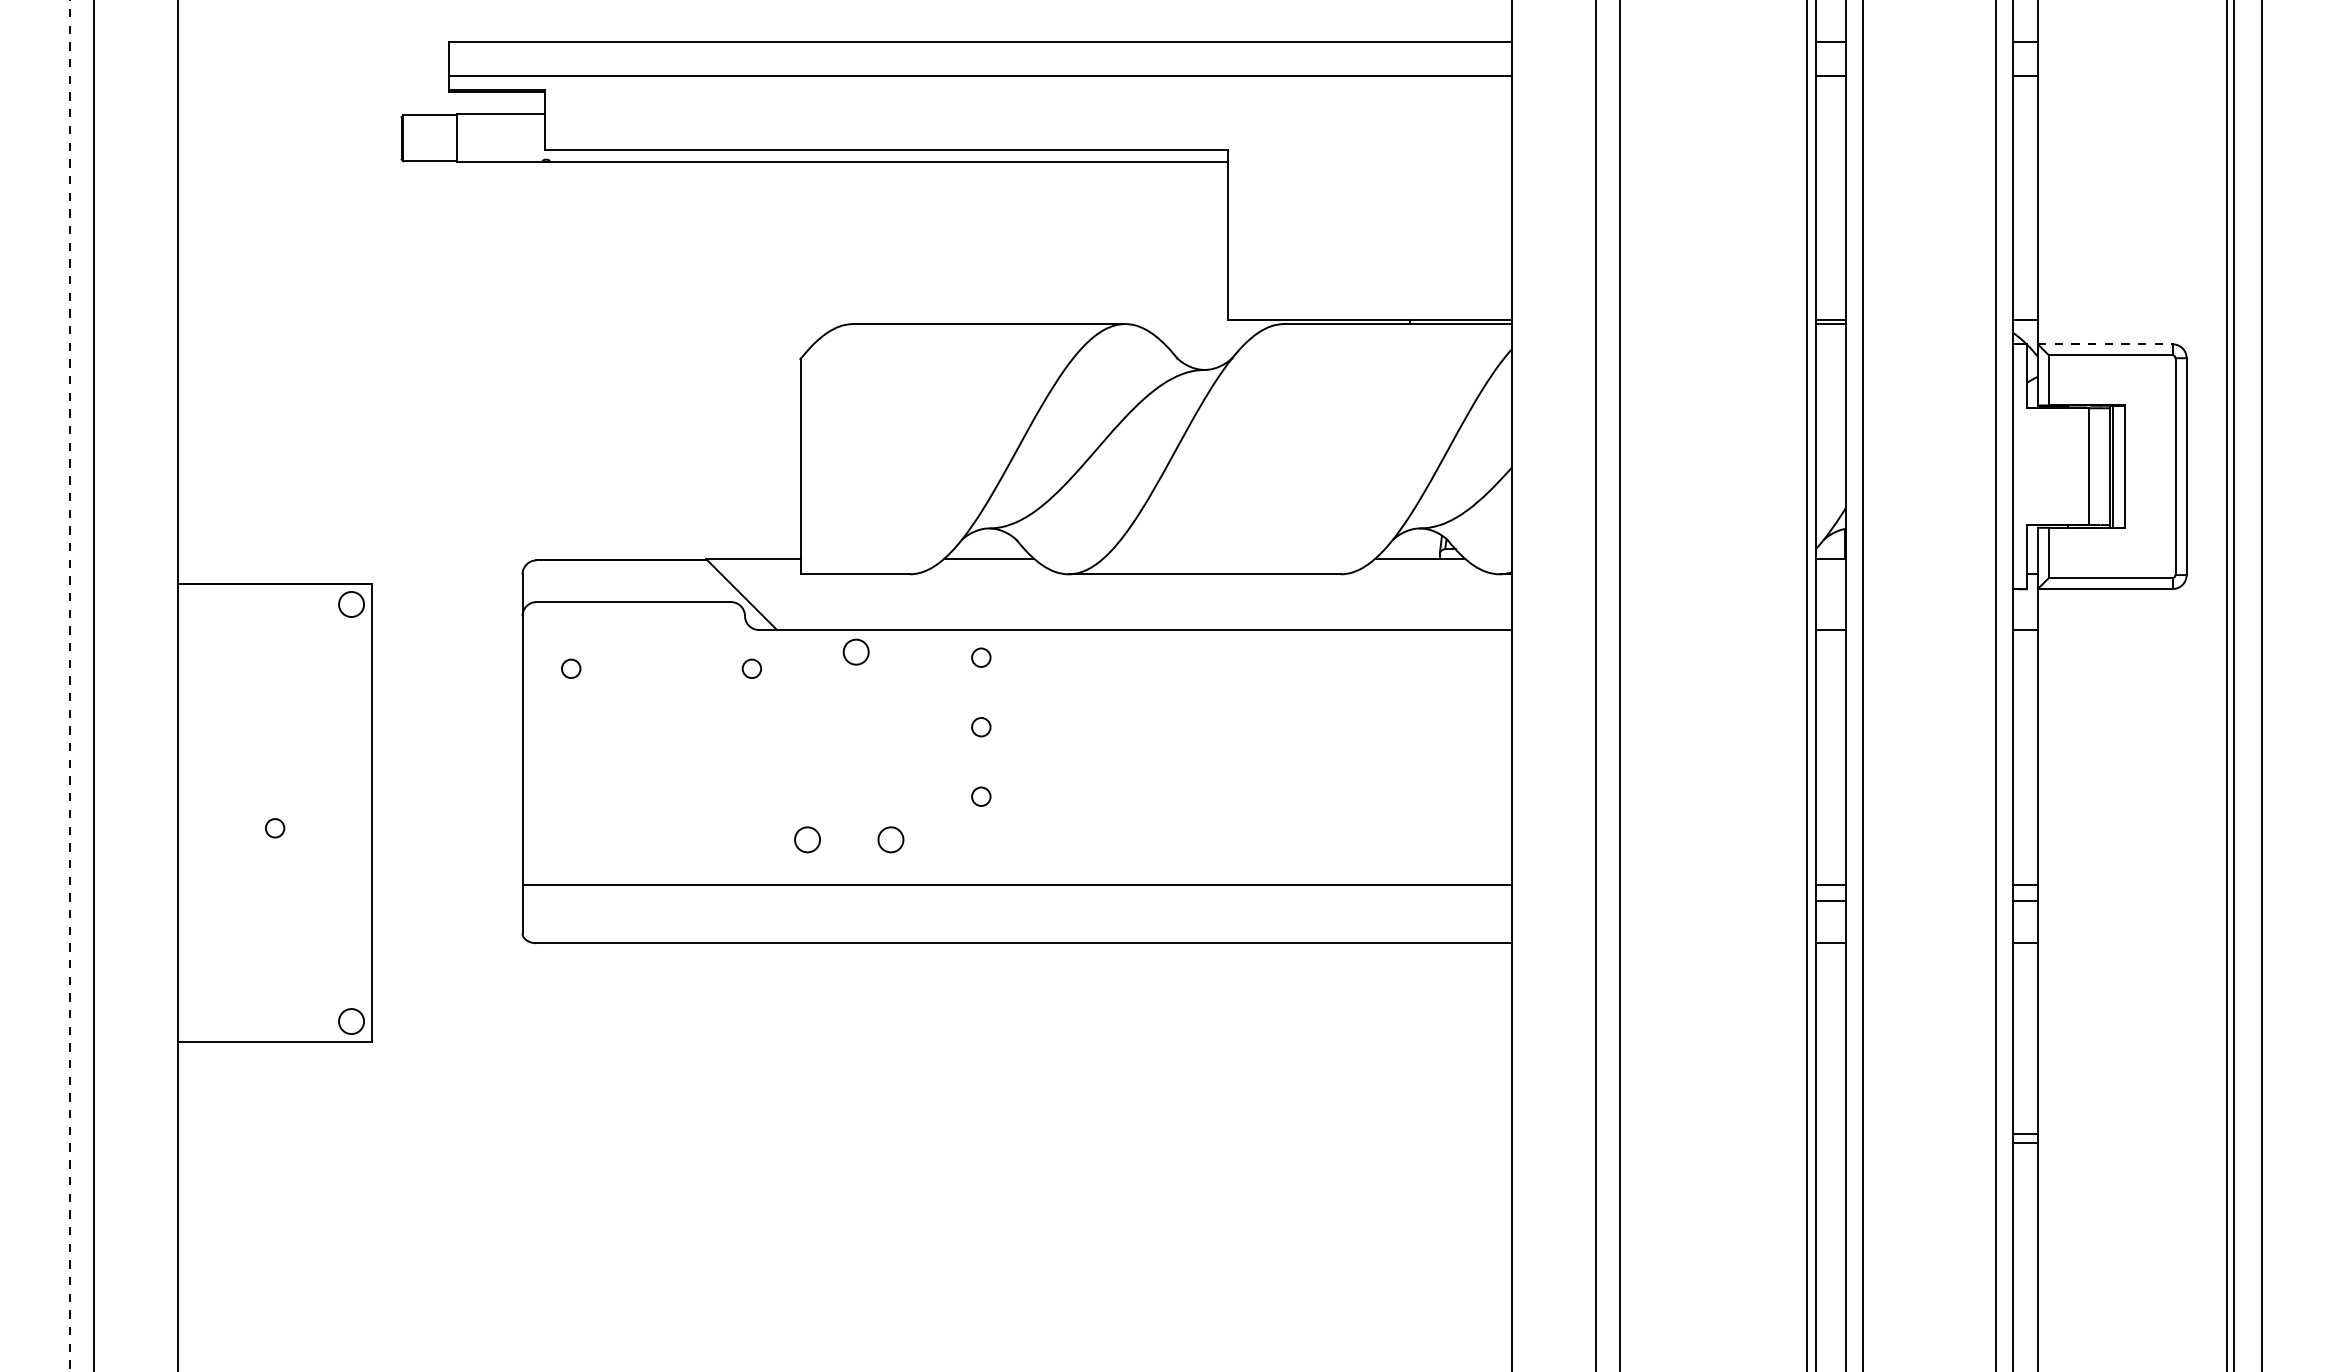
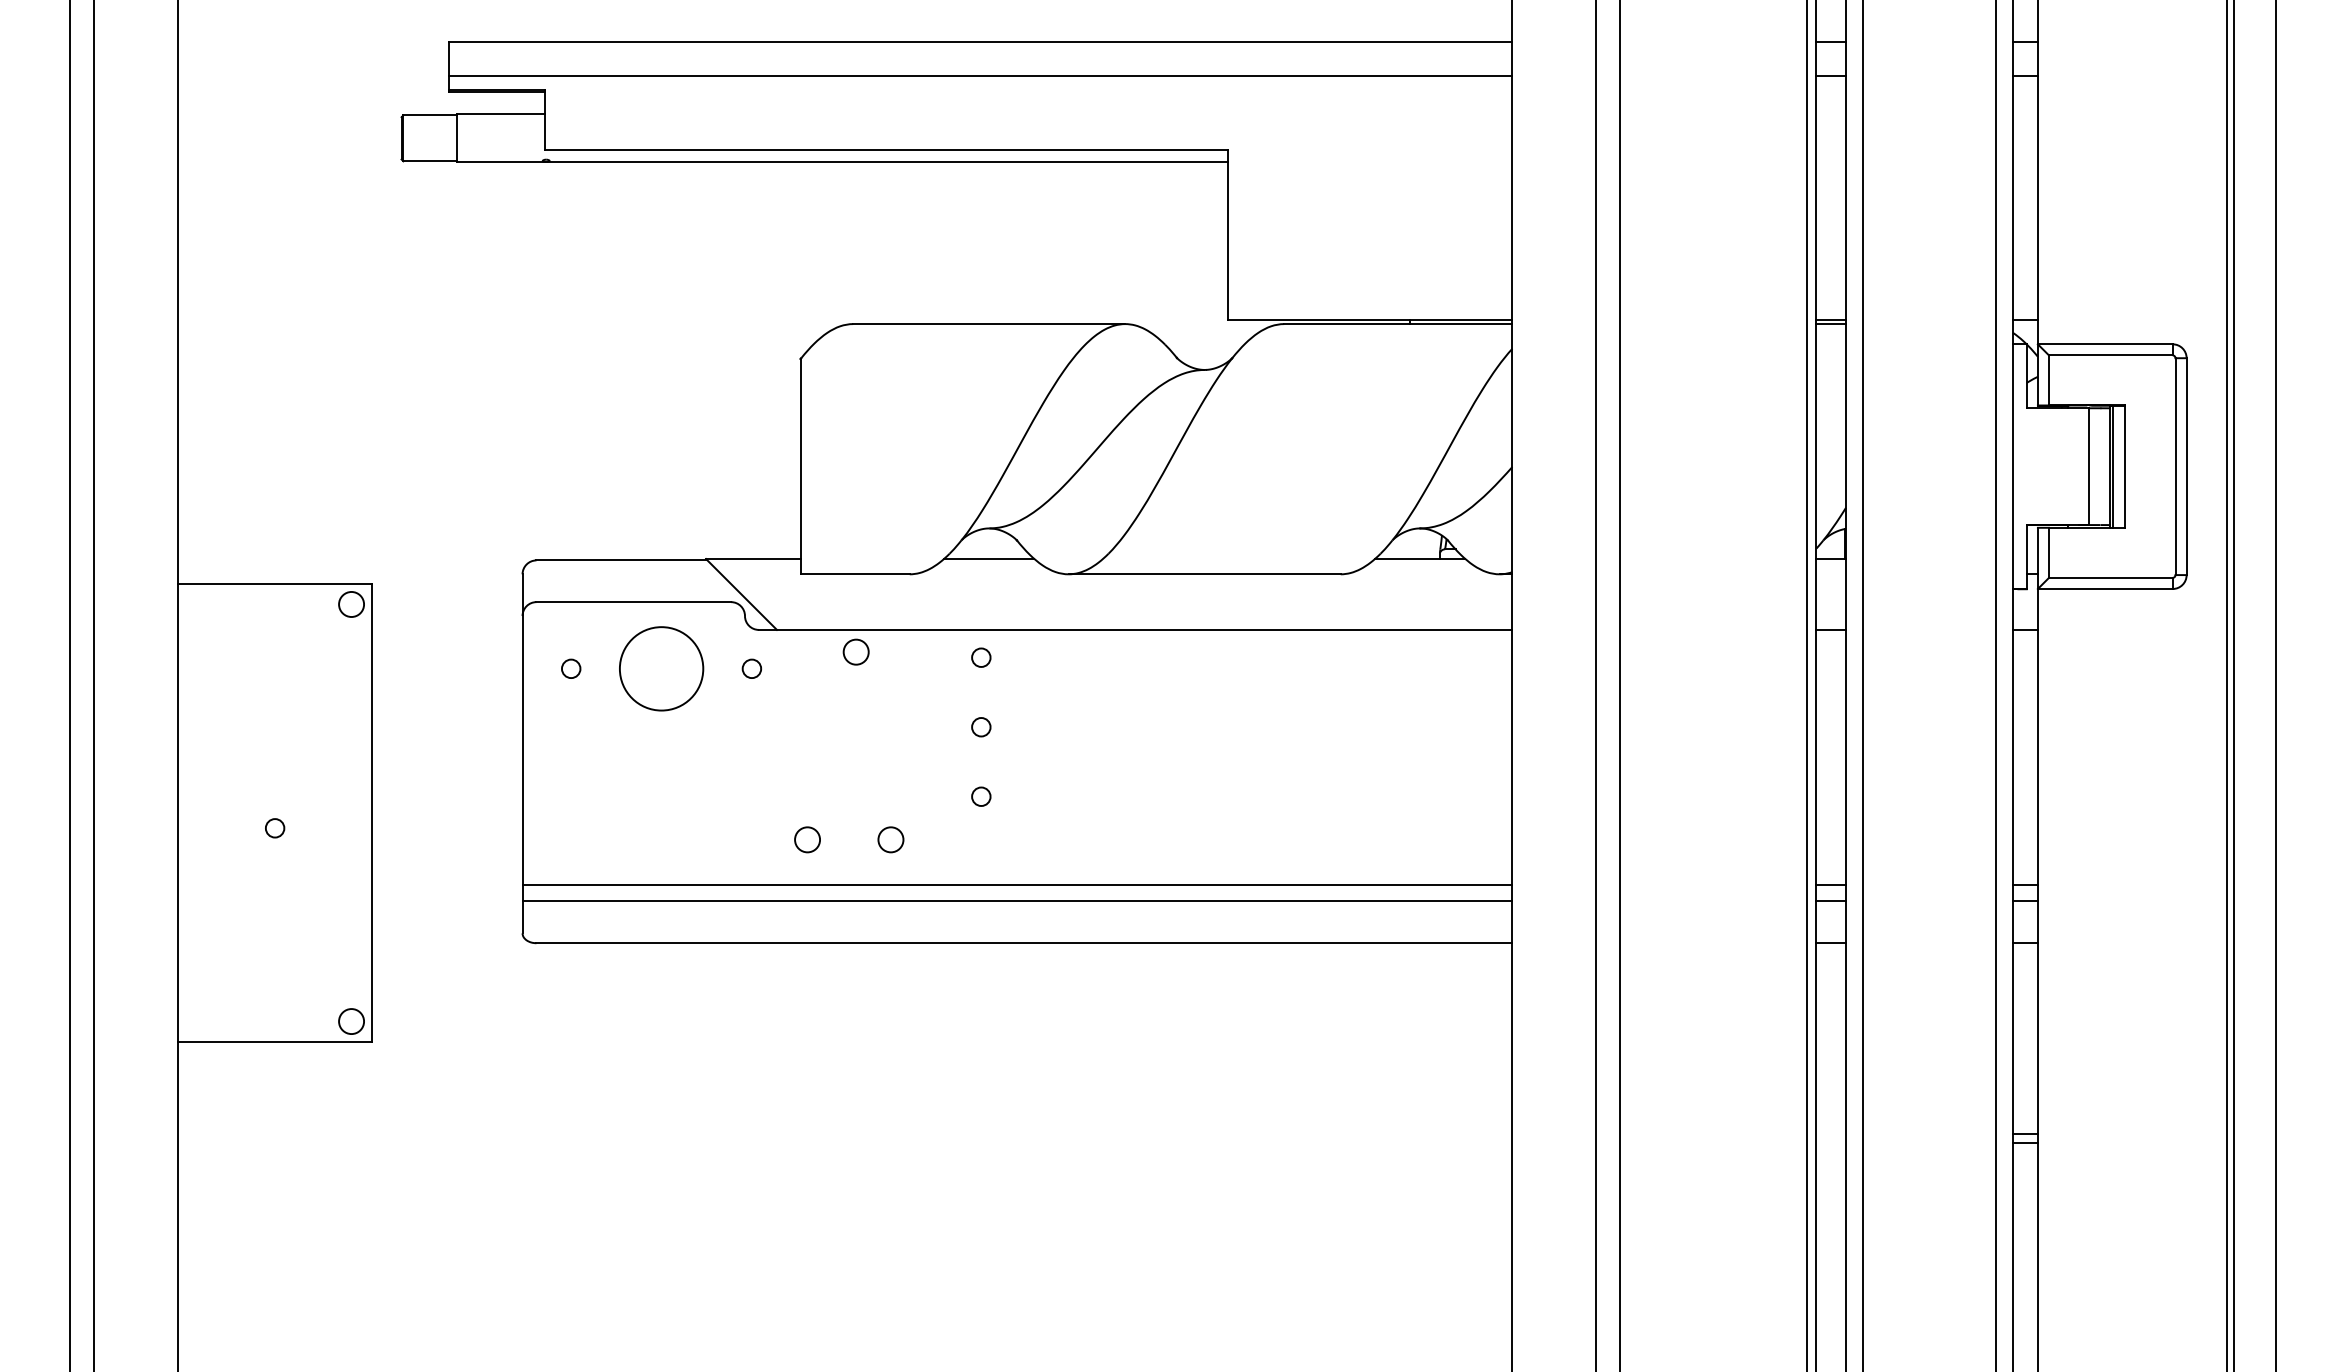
line: dashed -> solid (2105, 344)
circle: none -> present (661, 668)
line: dashed -> solid (70, 685)
line position: (2261, 685) -> (2275, 685) (2275, 685)
line: none -> present (1017, 900)
